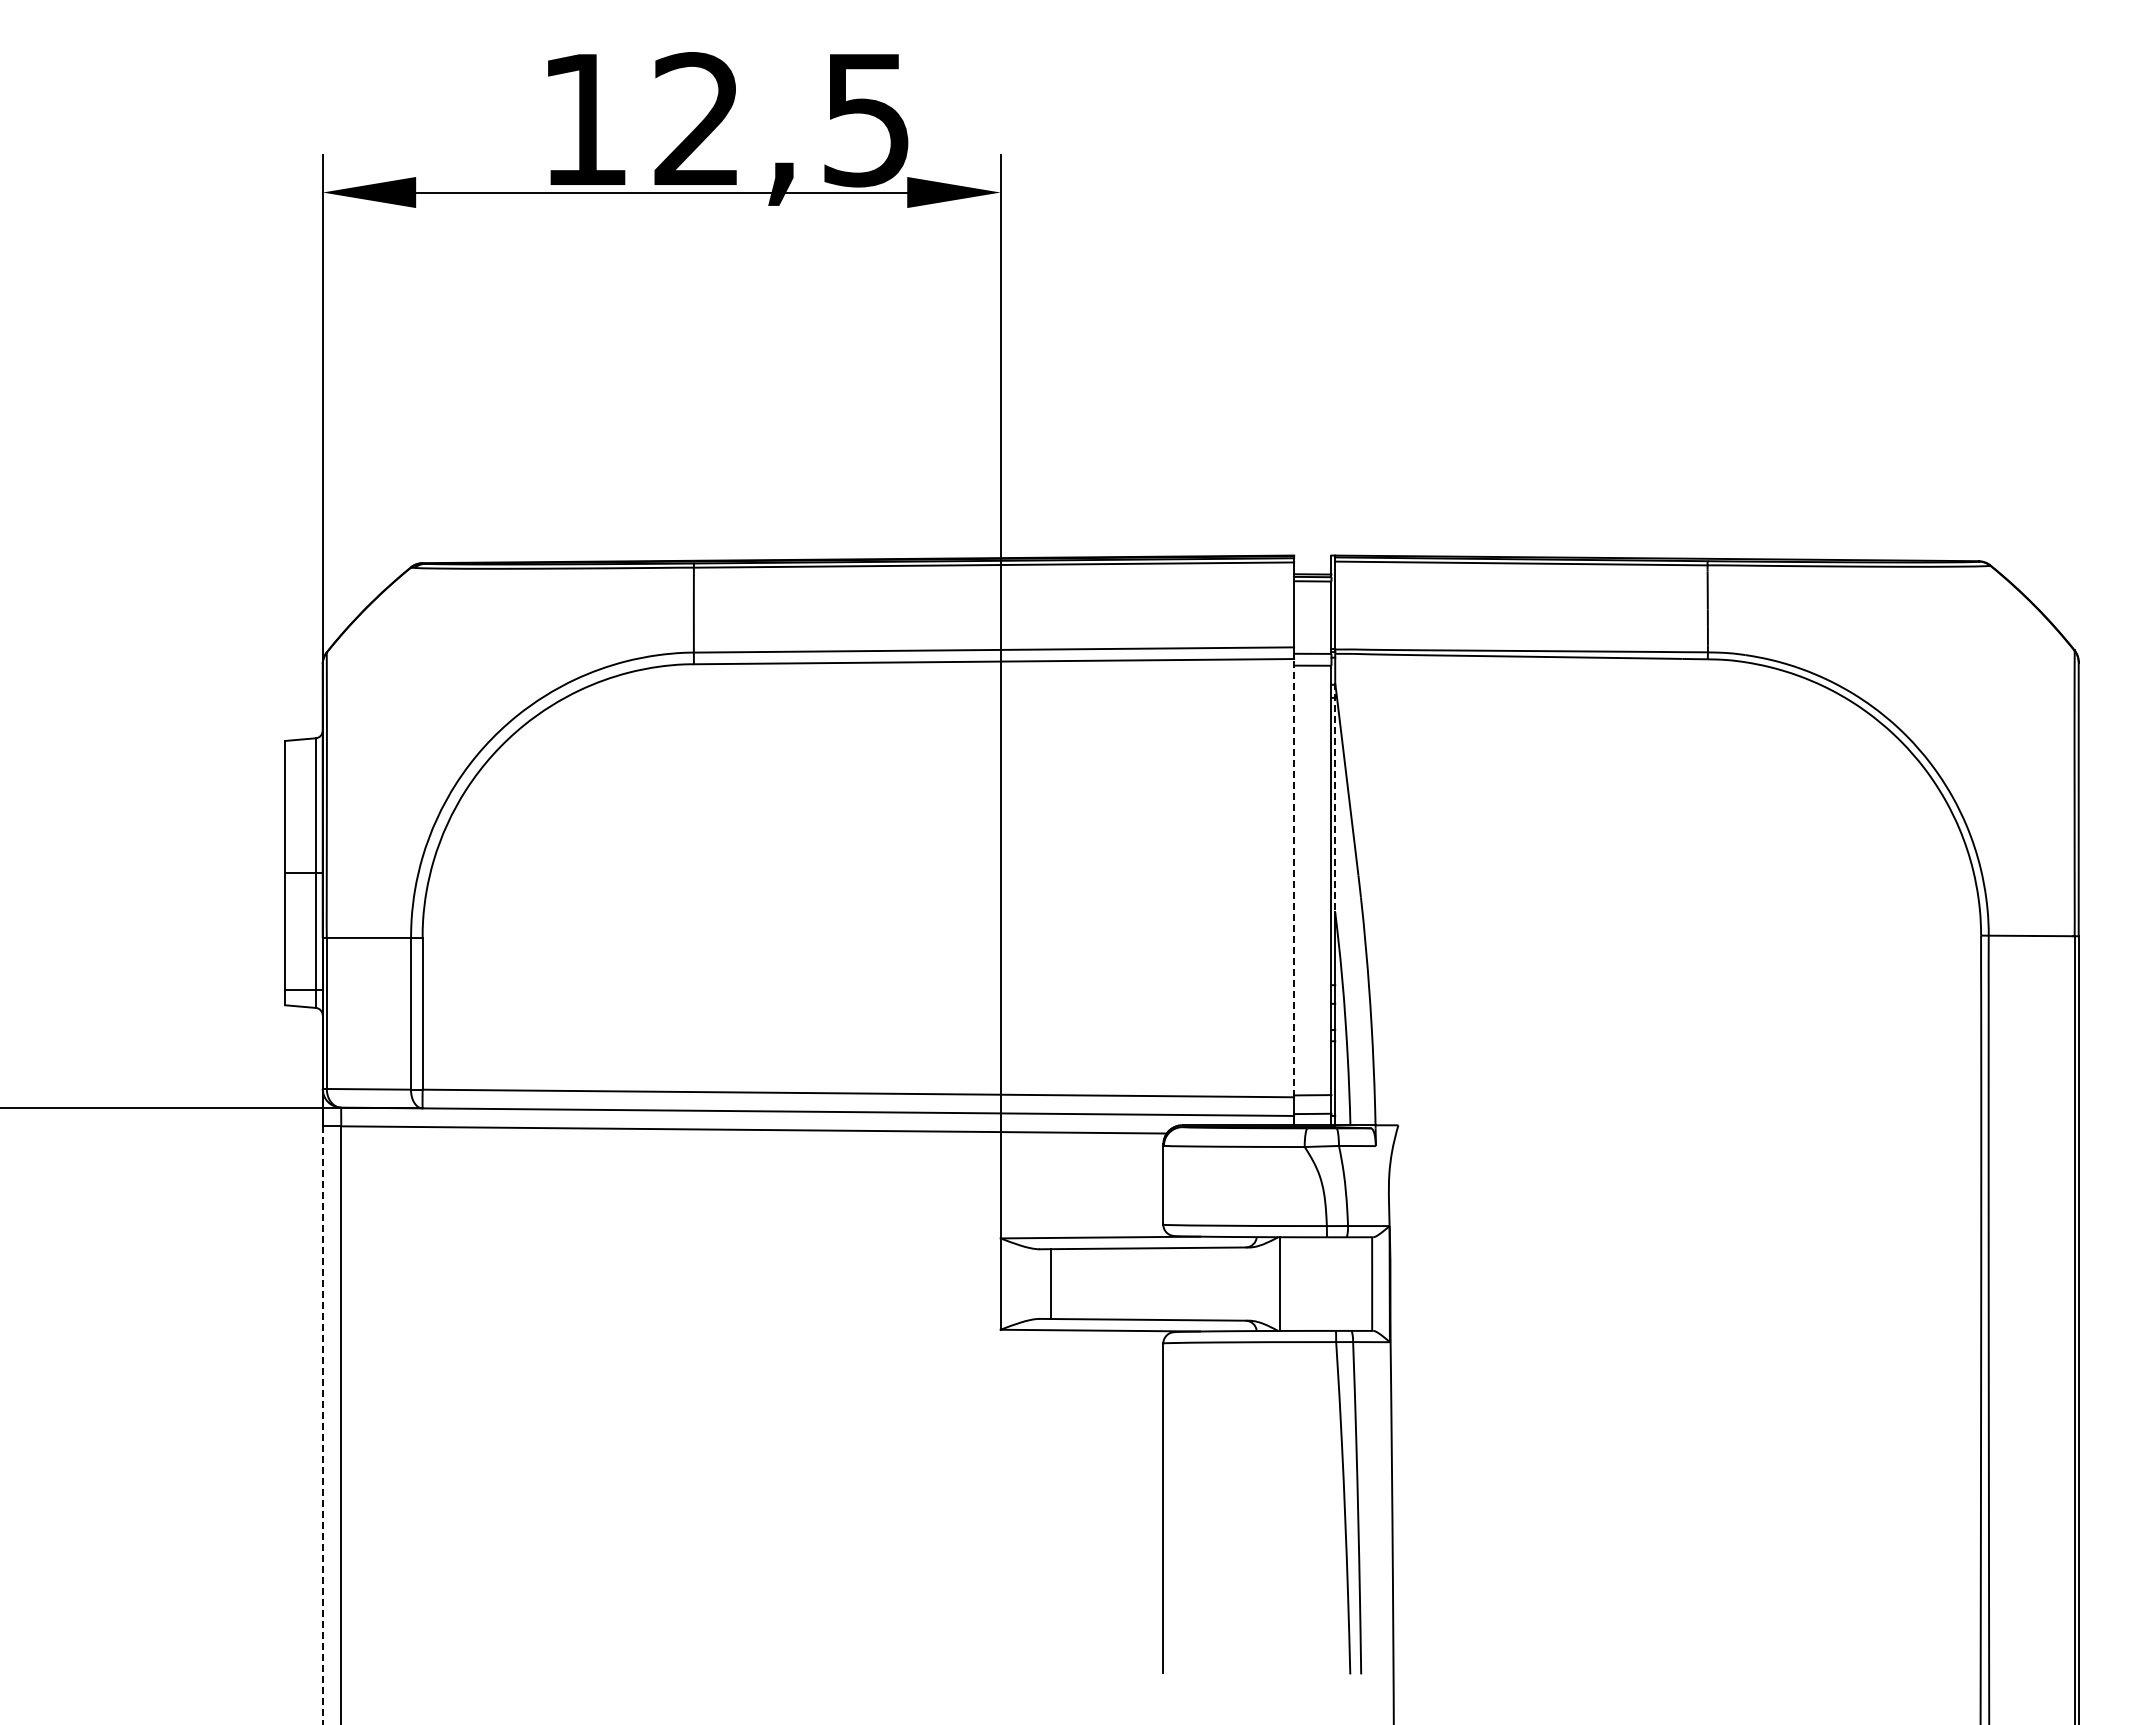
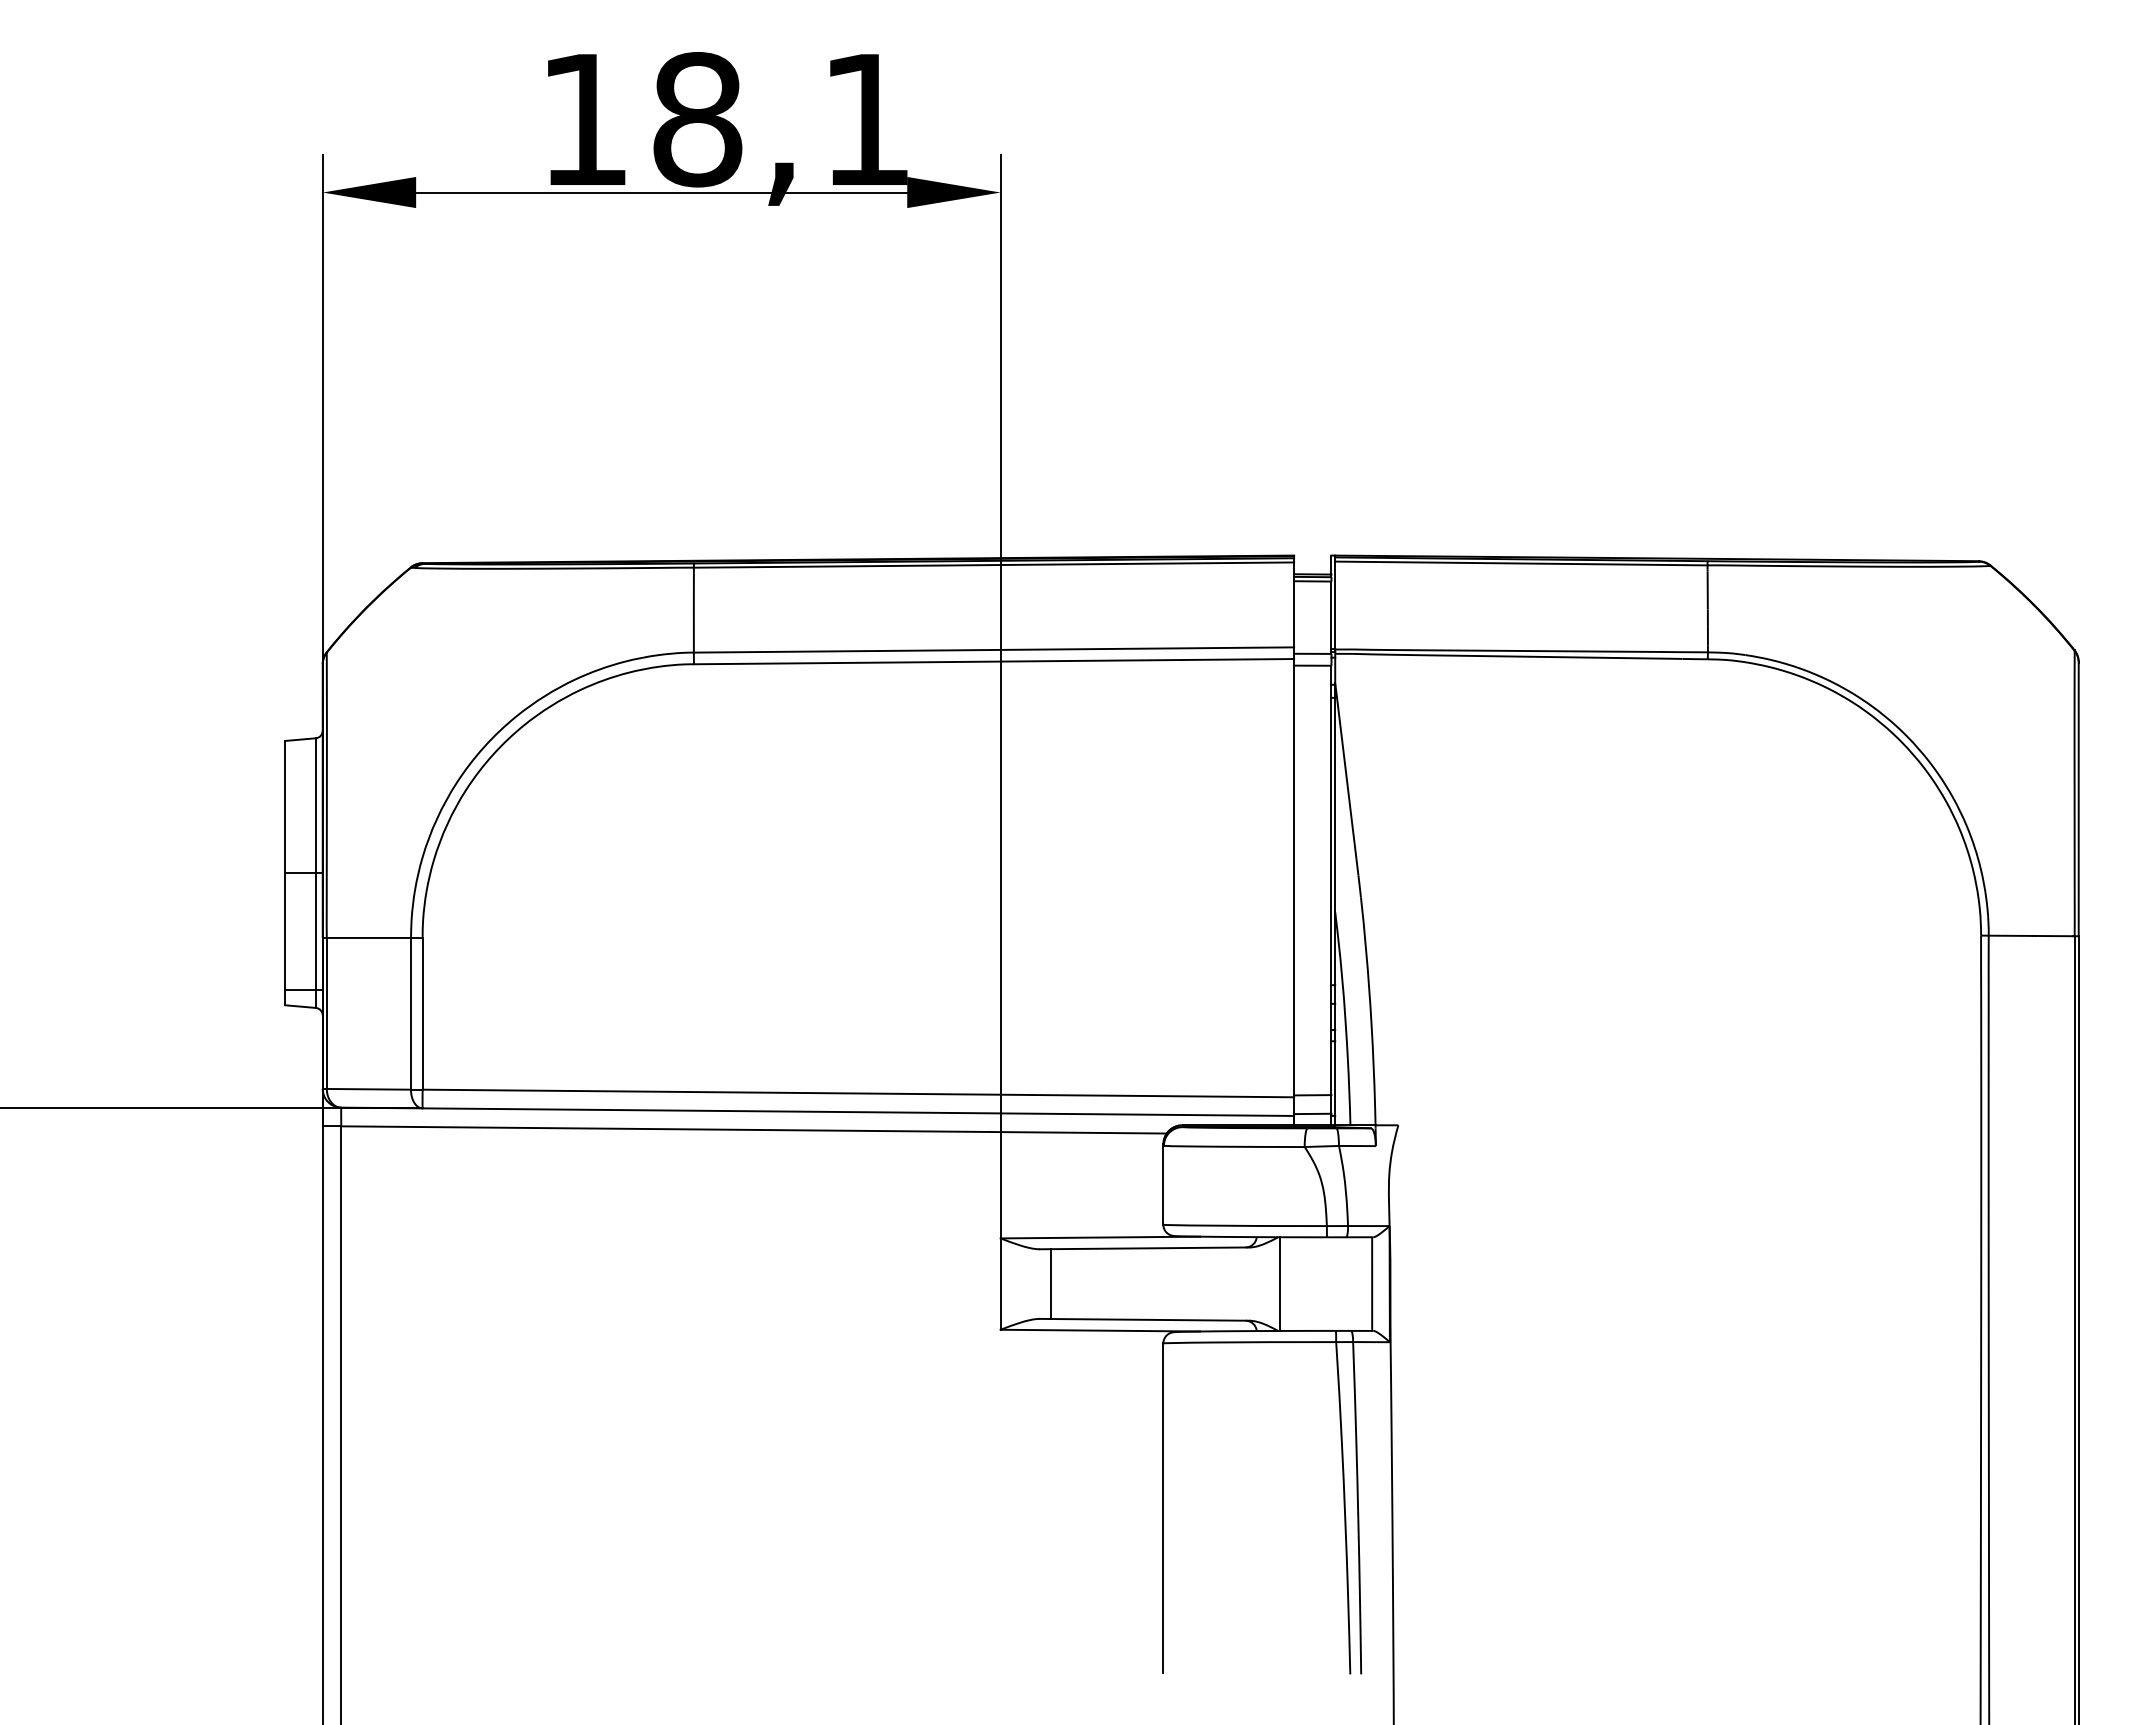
text: 12,5 -> 18,1 (780, 119)
line: dashed -> solid (1335, 797)
line: dashed -> solid (1294, 877)
line: dashed -> solid (322, 1425)
